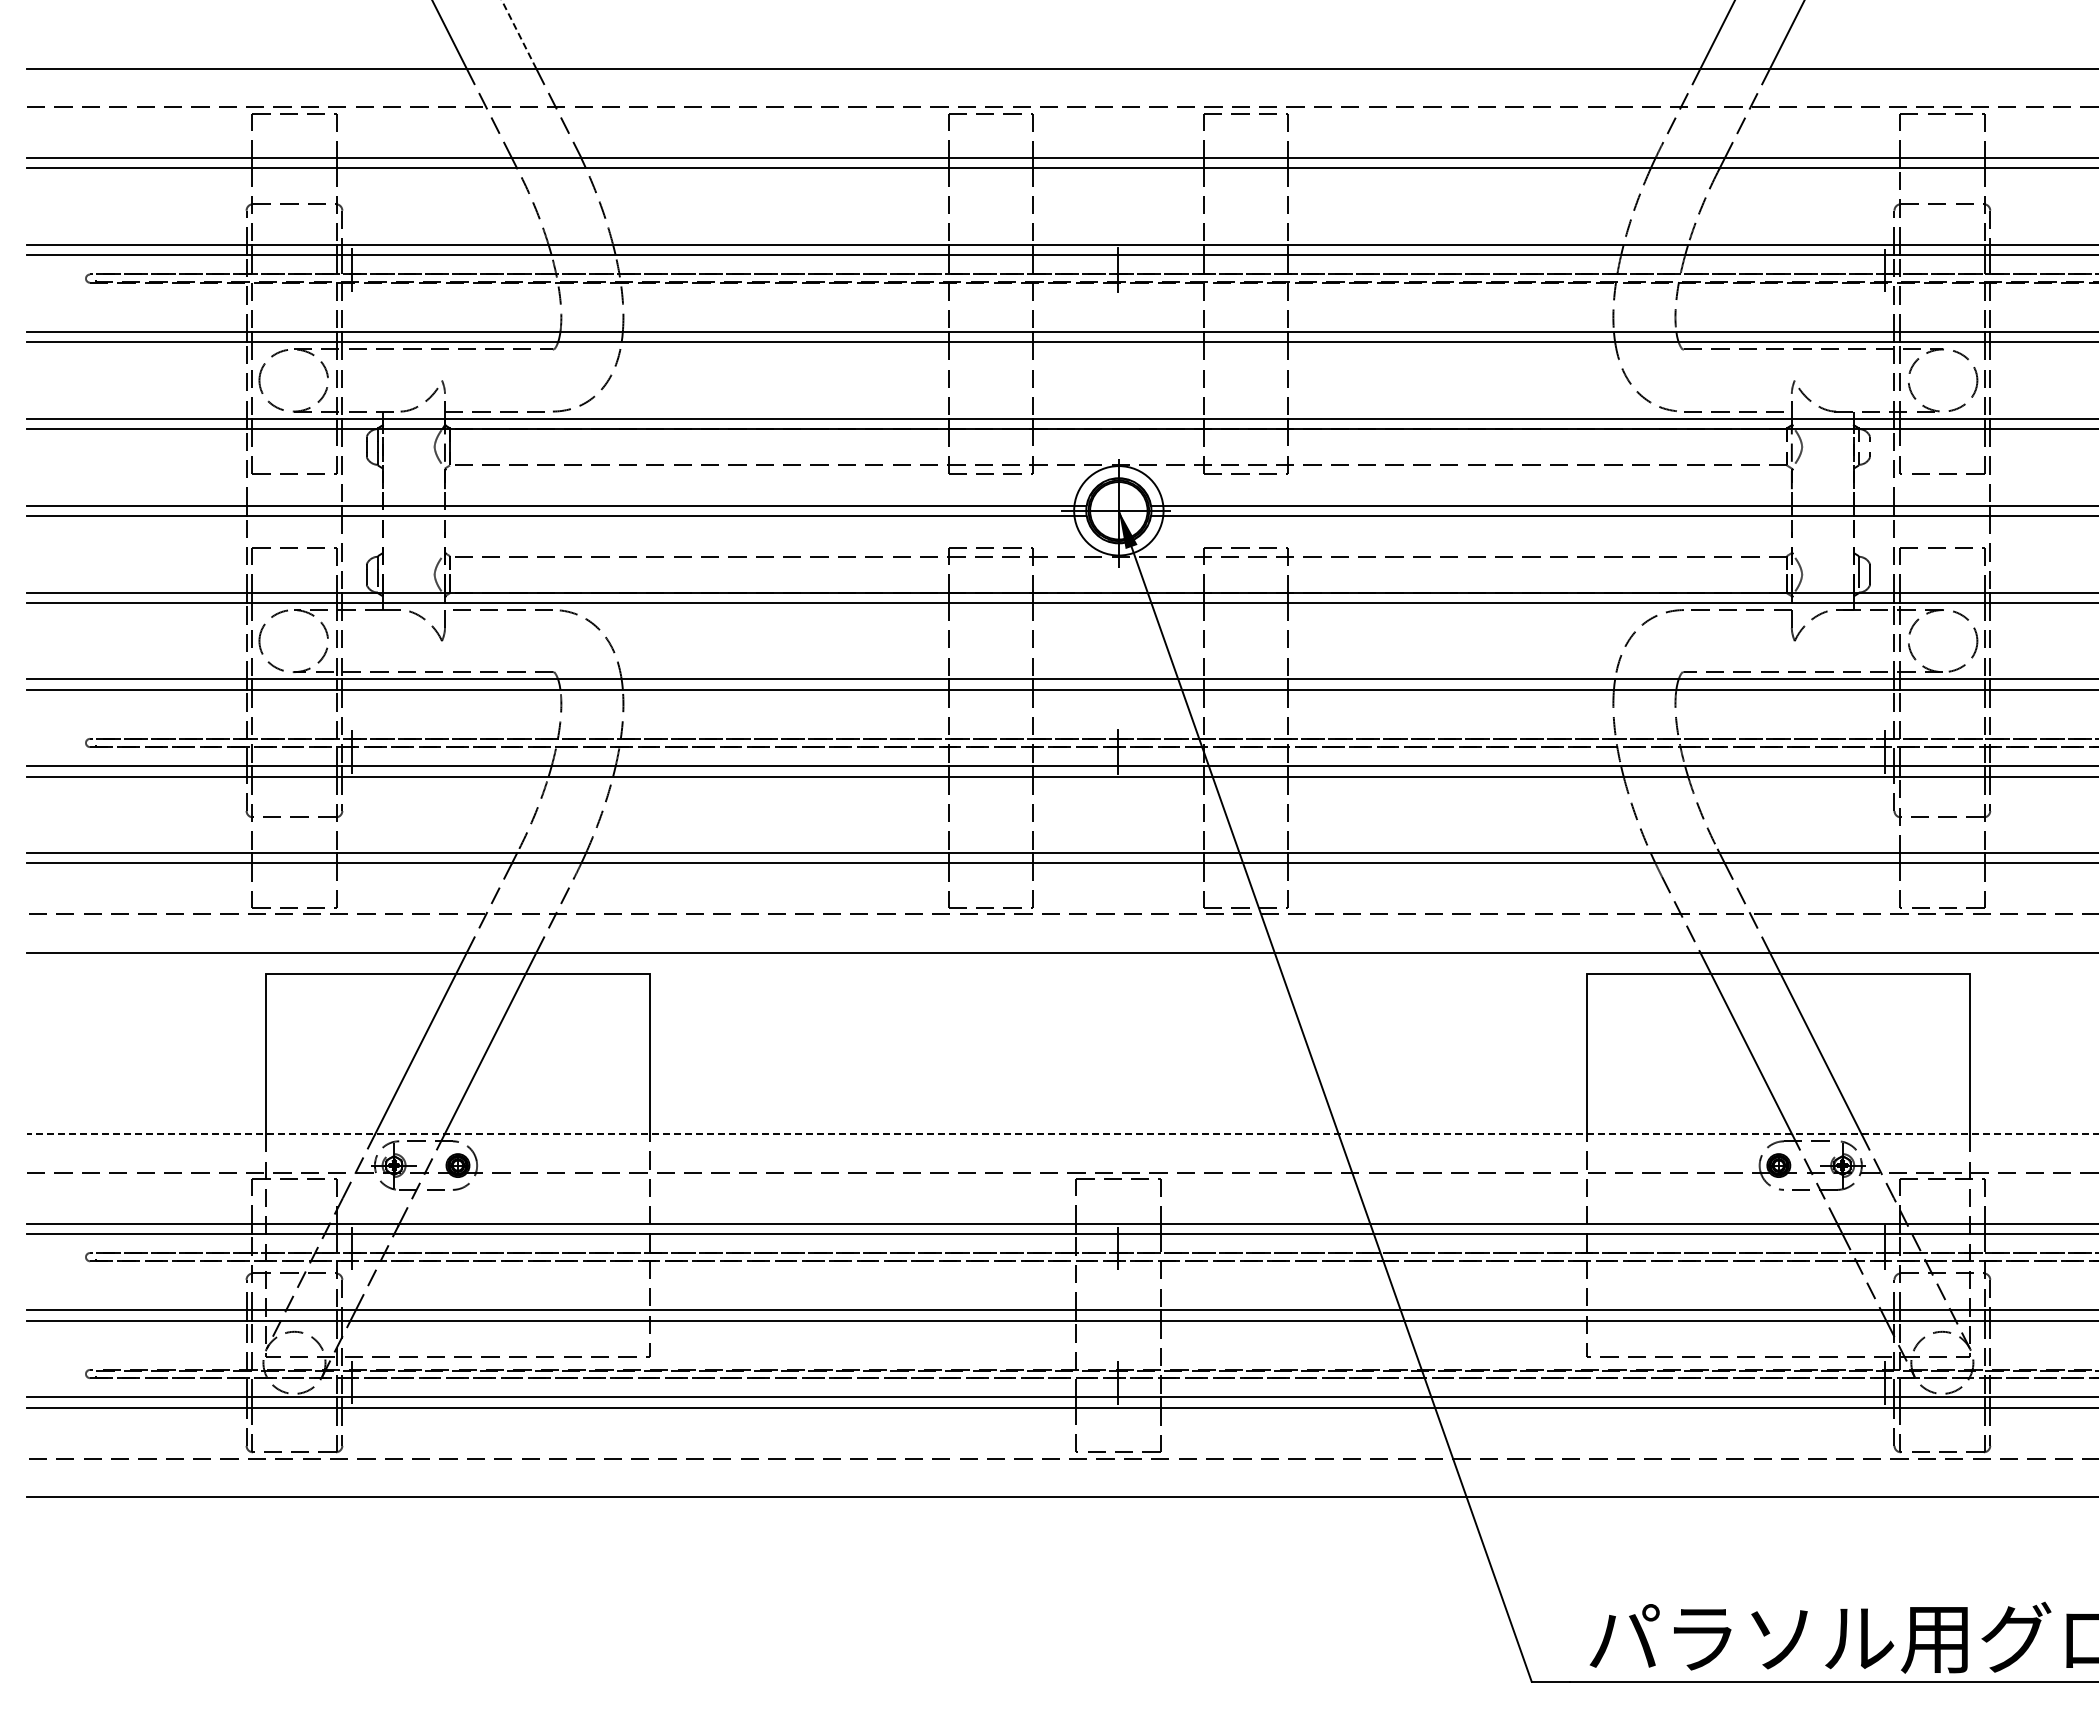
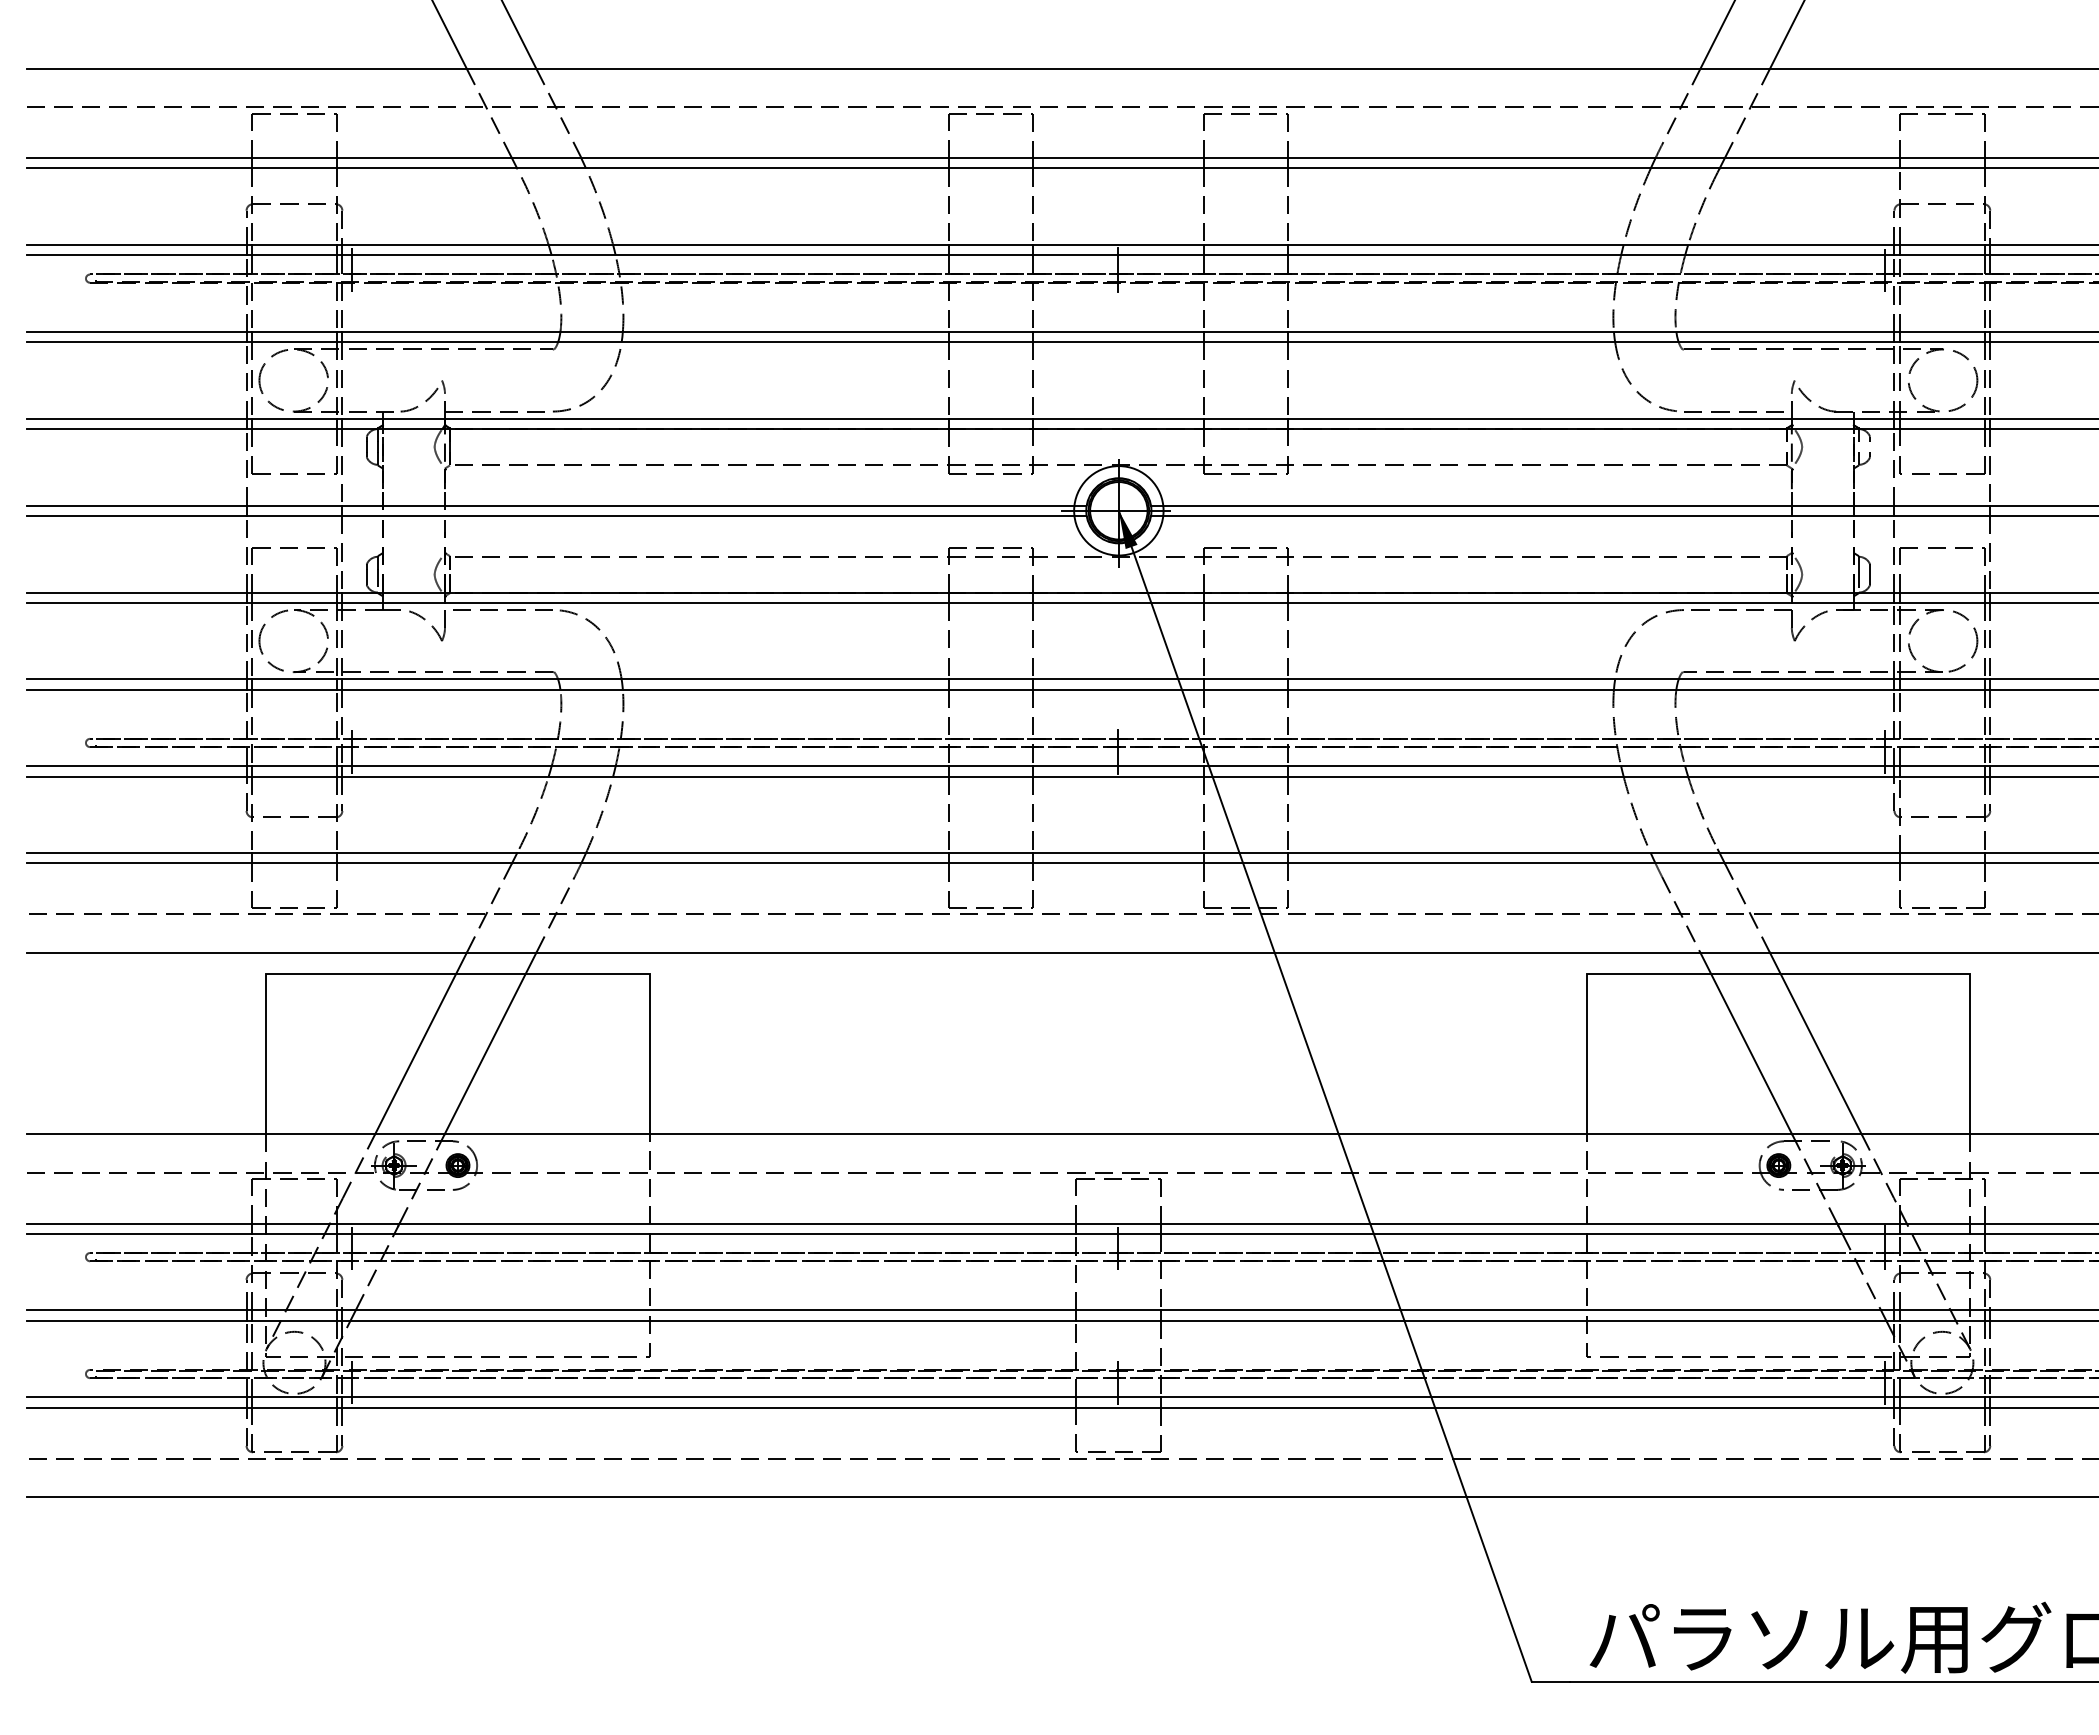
line: dashed -> solid (518, 34)
line: dashed -> solid (1062, 1134)
